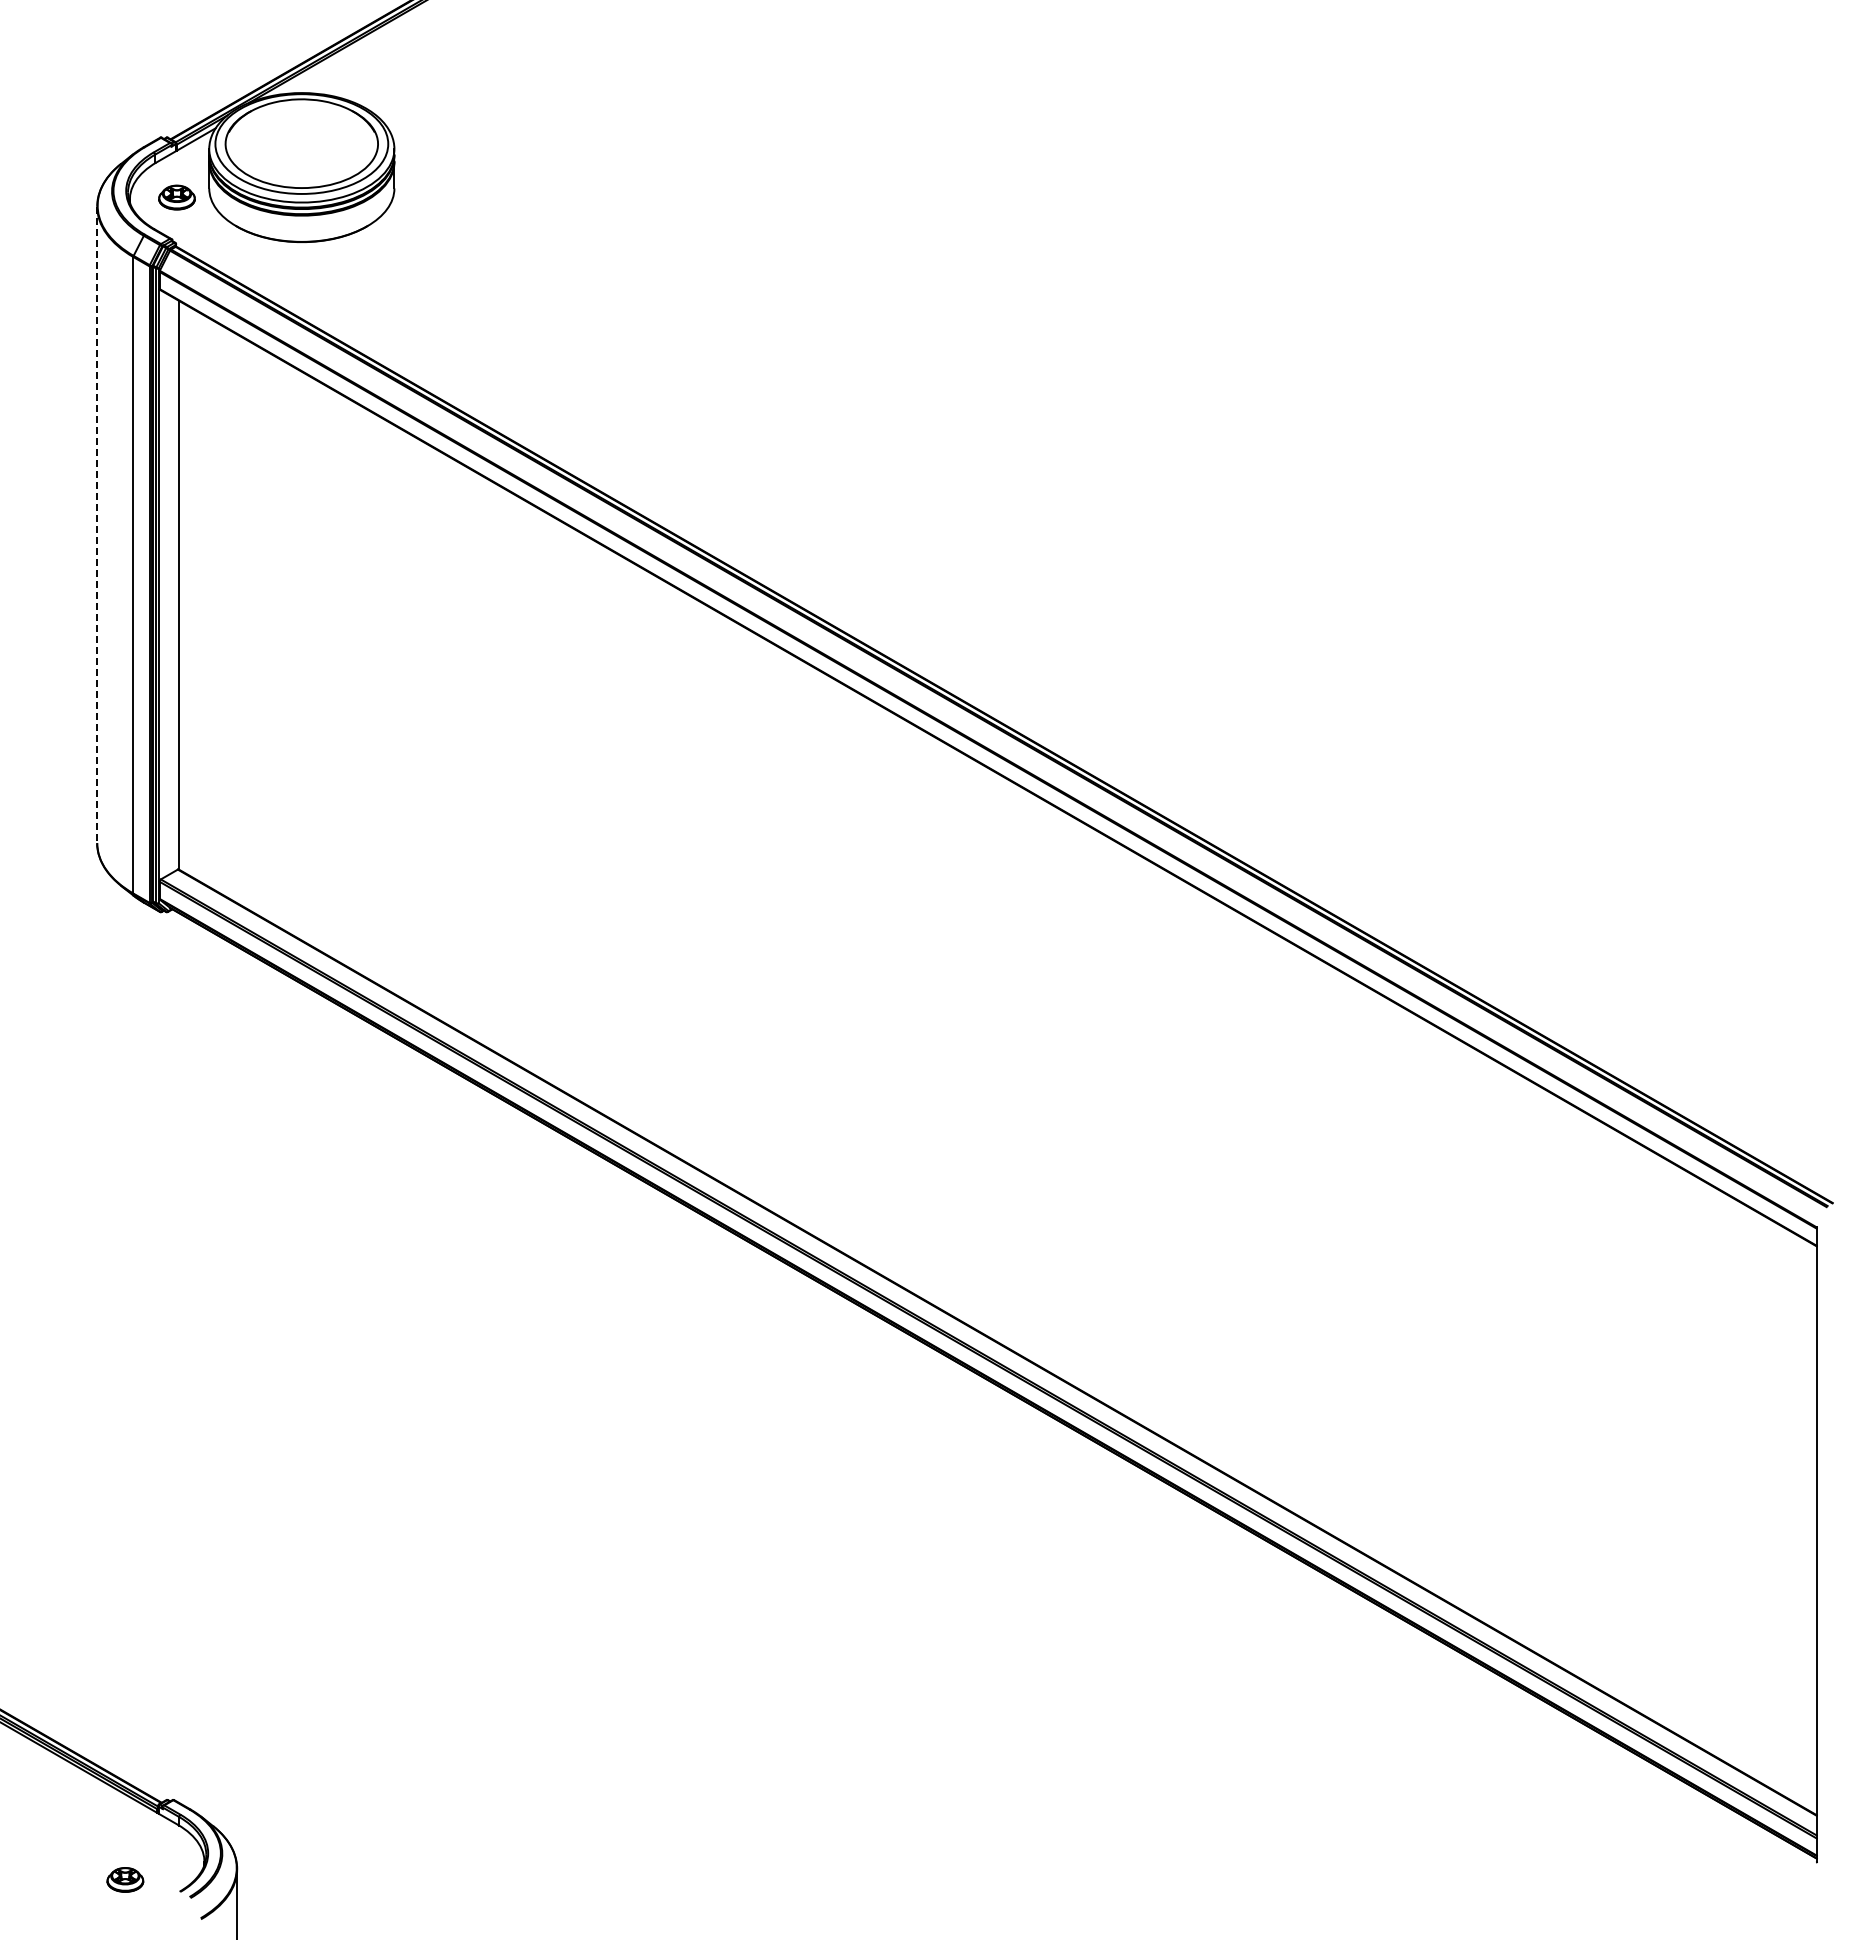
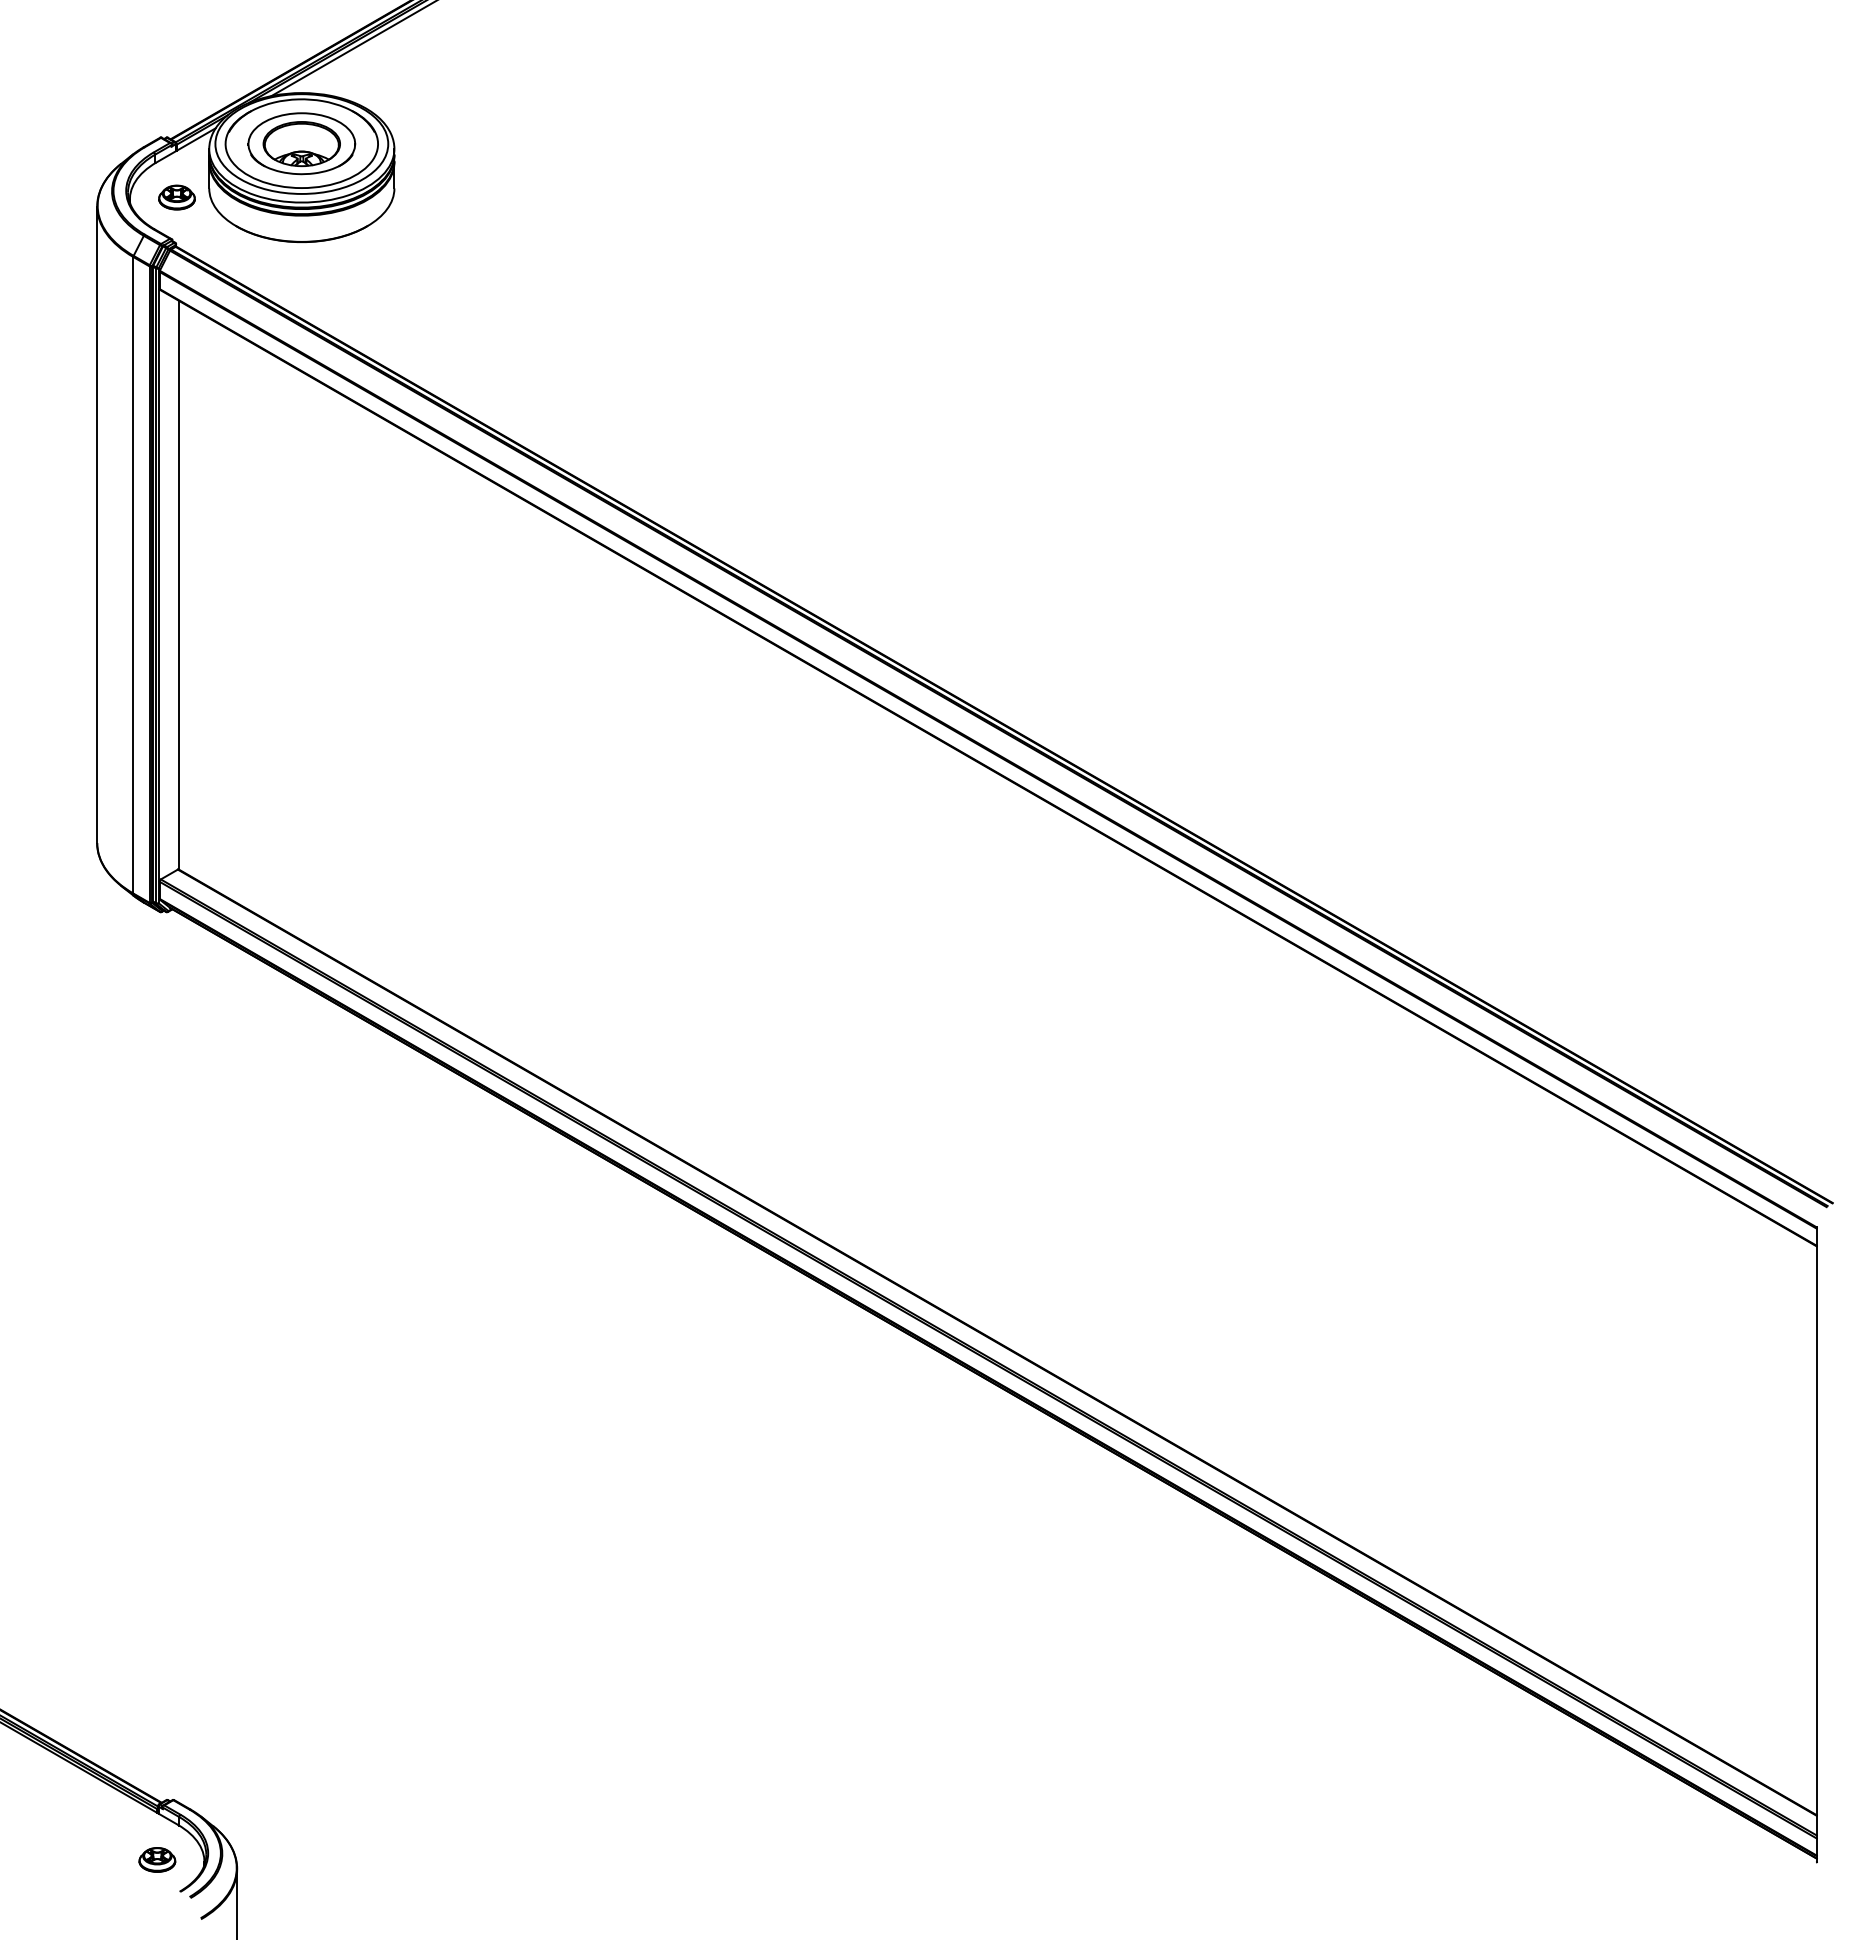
line: none -> present (352, 49)
part: none -> present (301, 143)
line: dashed -> solid (97, 525)
part position: (125, 1879) -> (157, 1859) (157, 1859)
